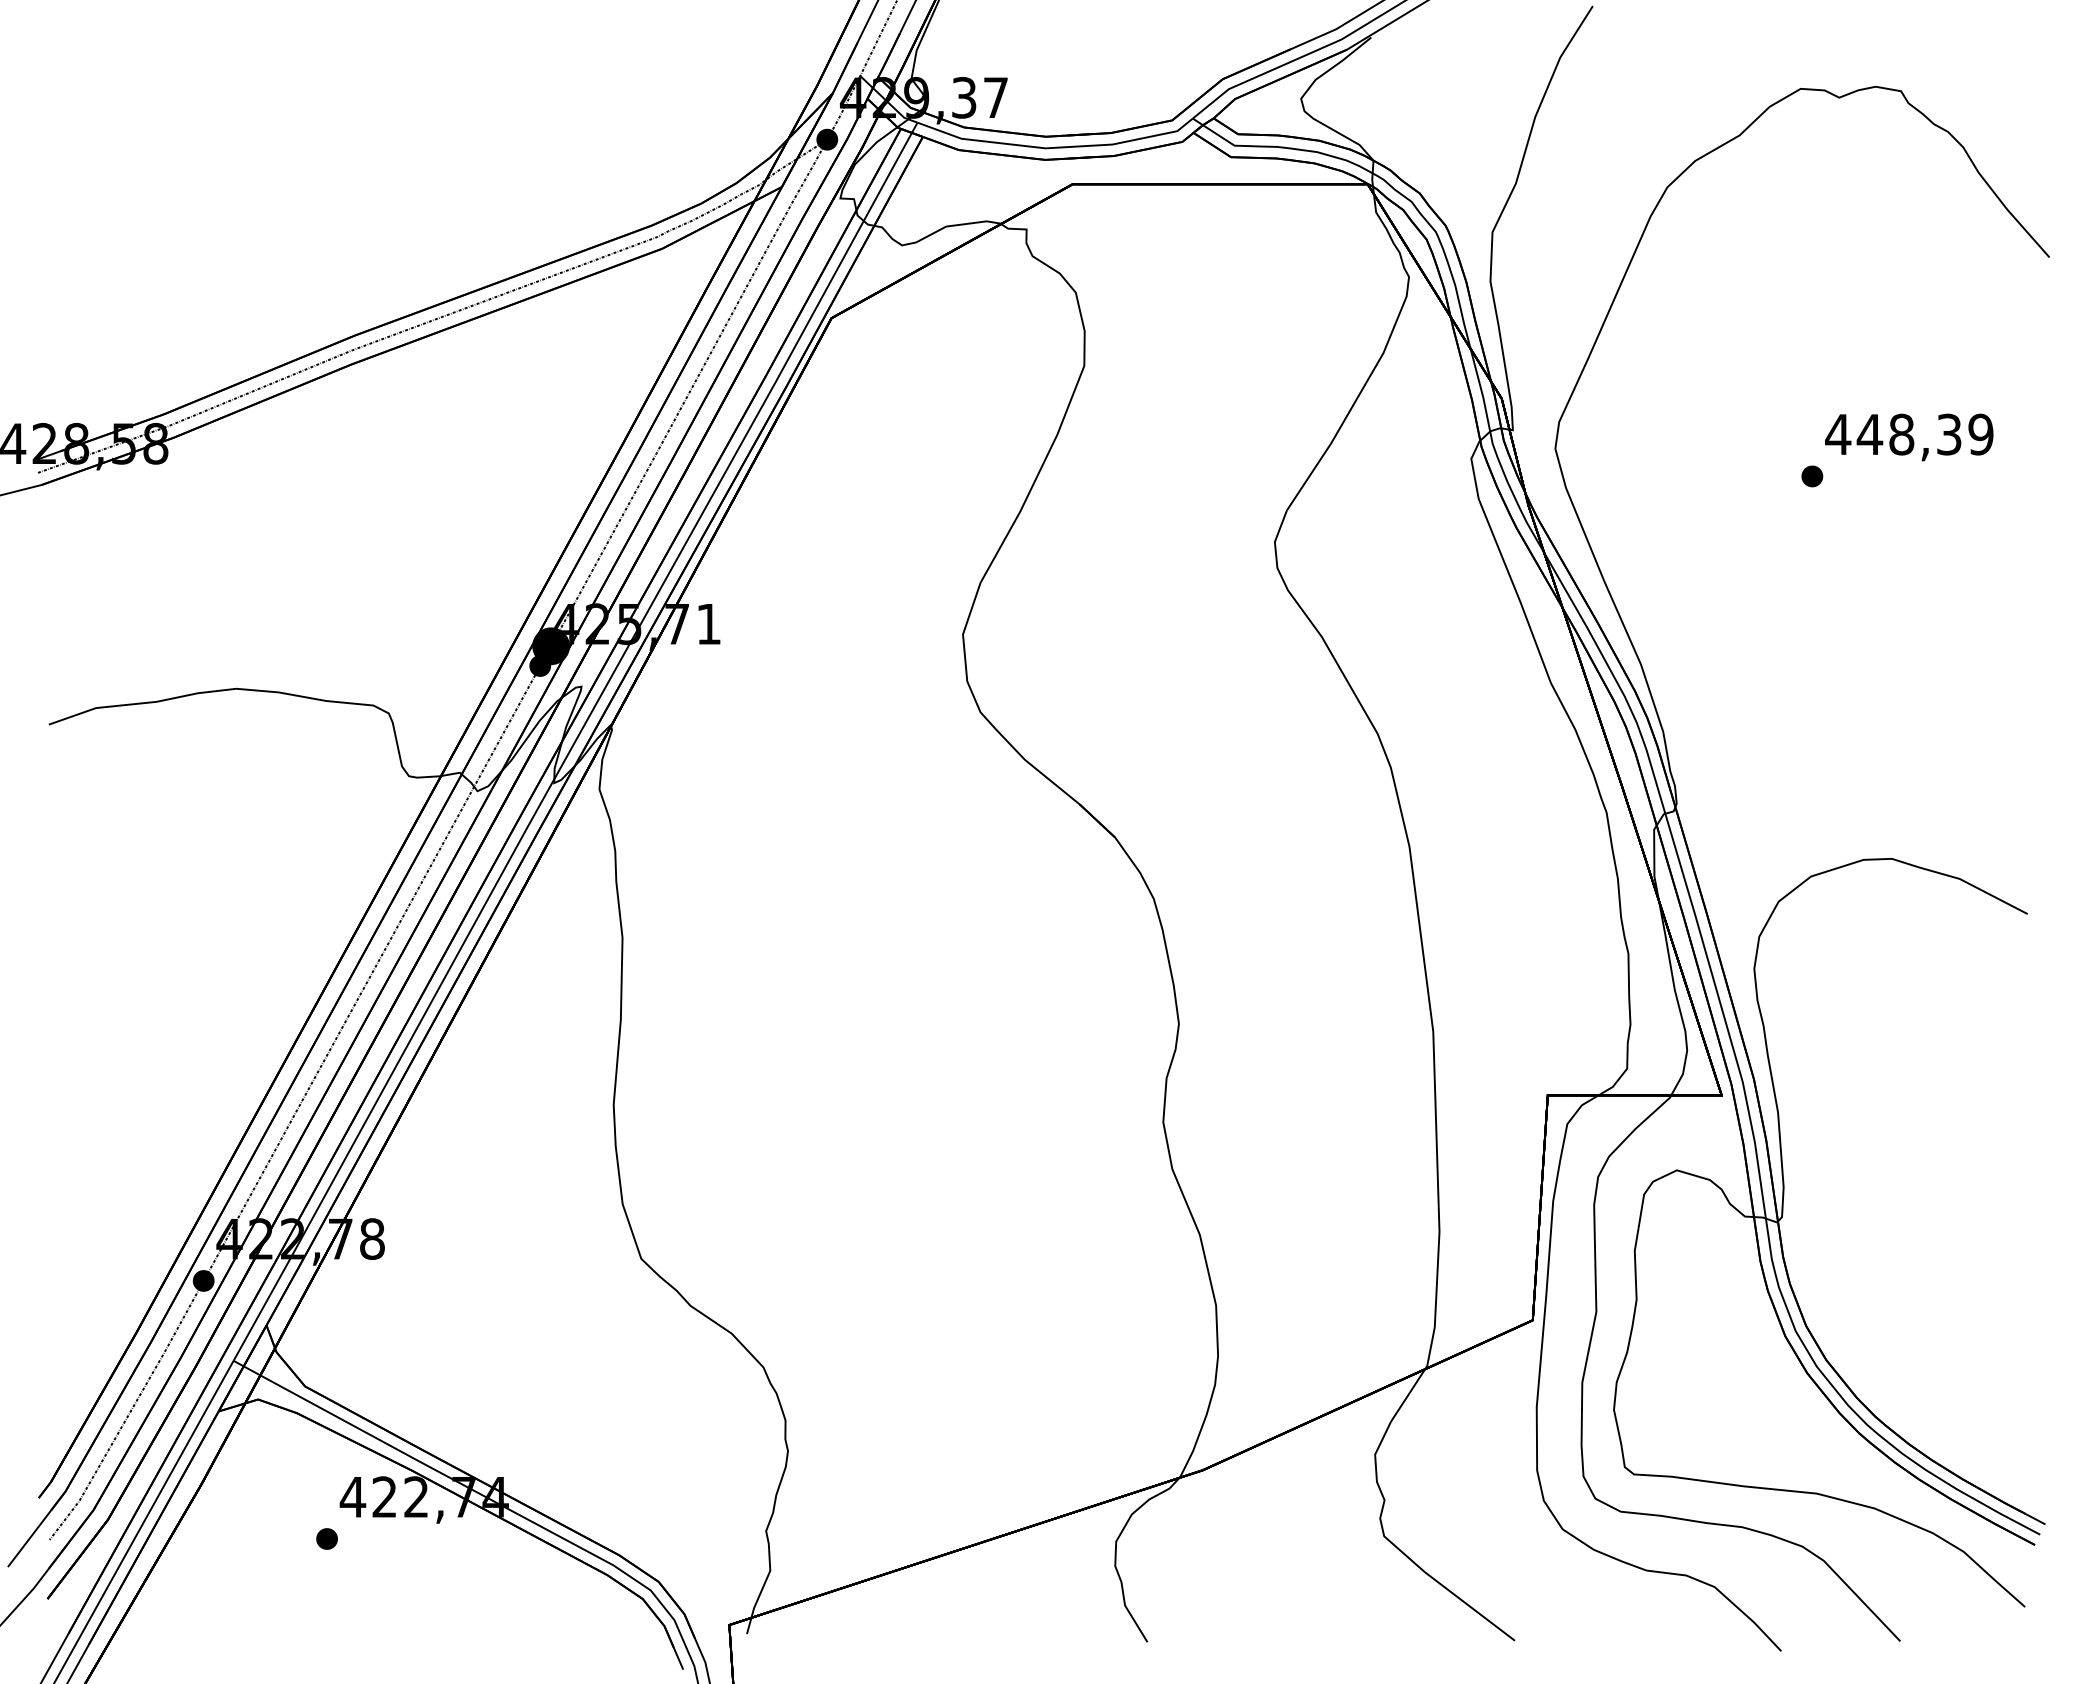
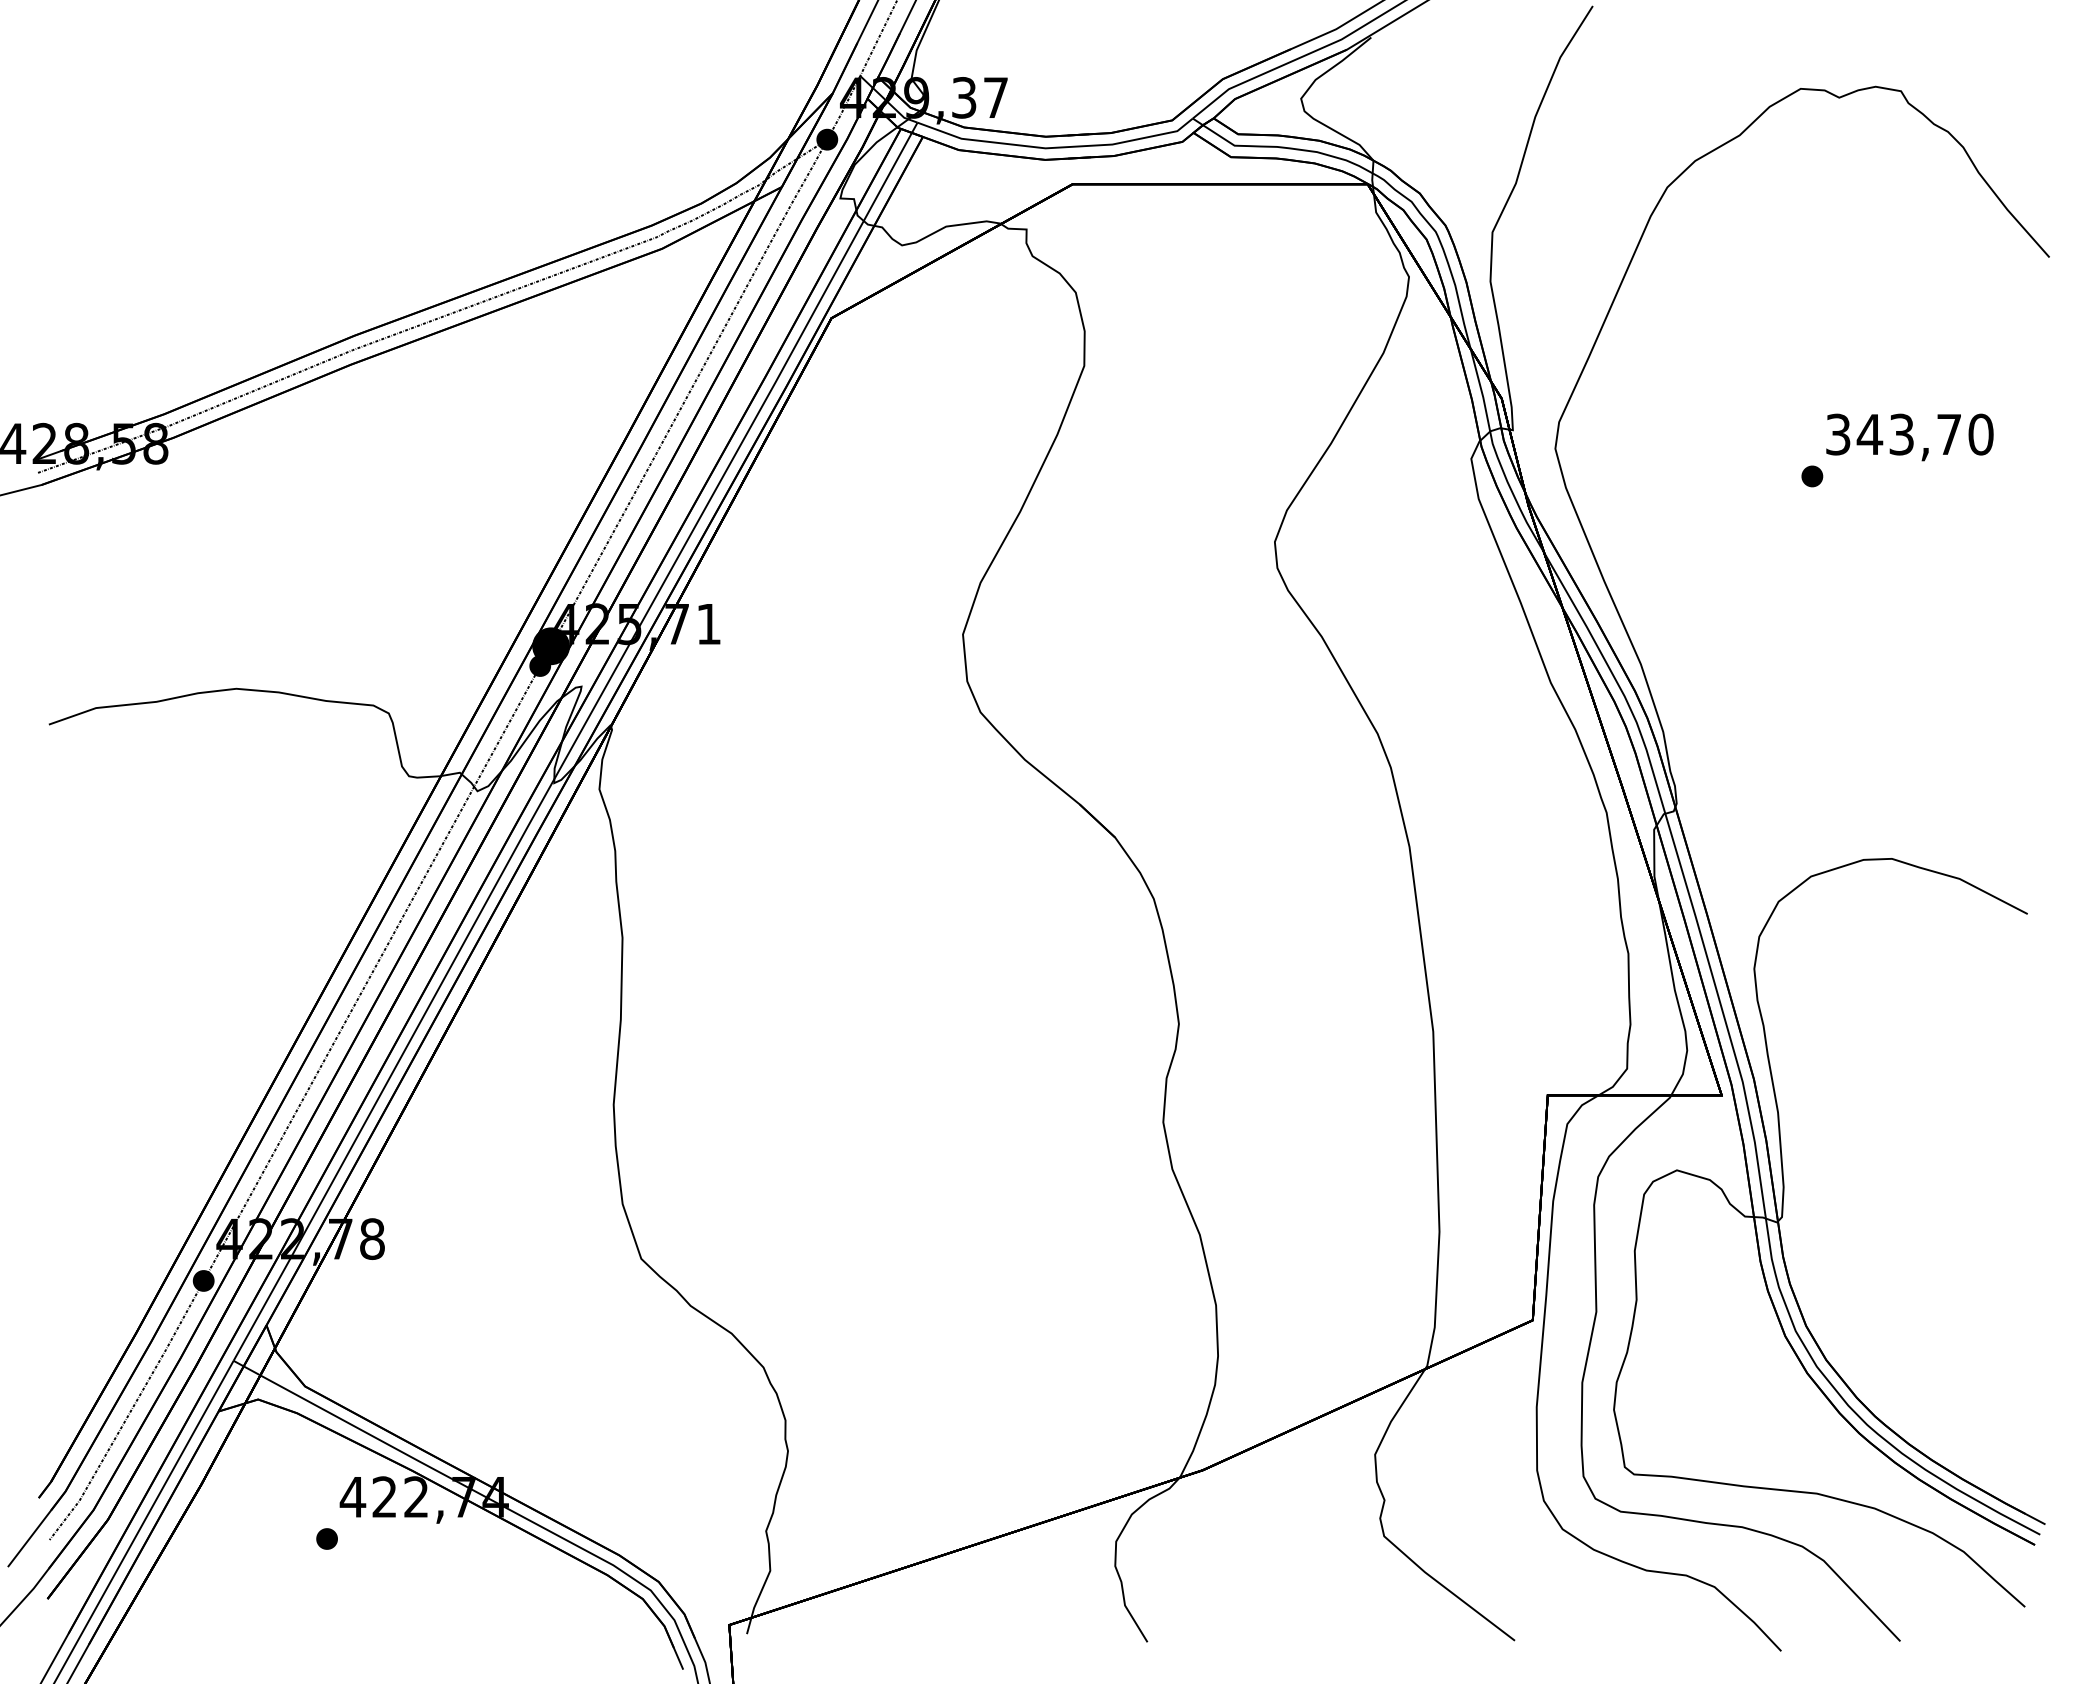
text: 448,39 -> 343,70 (1909, 434)
